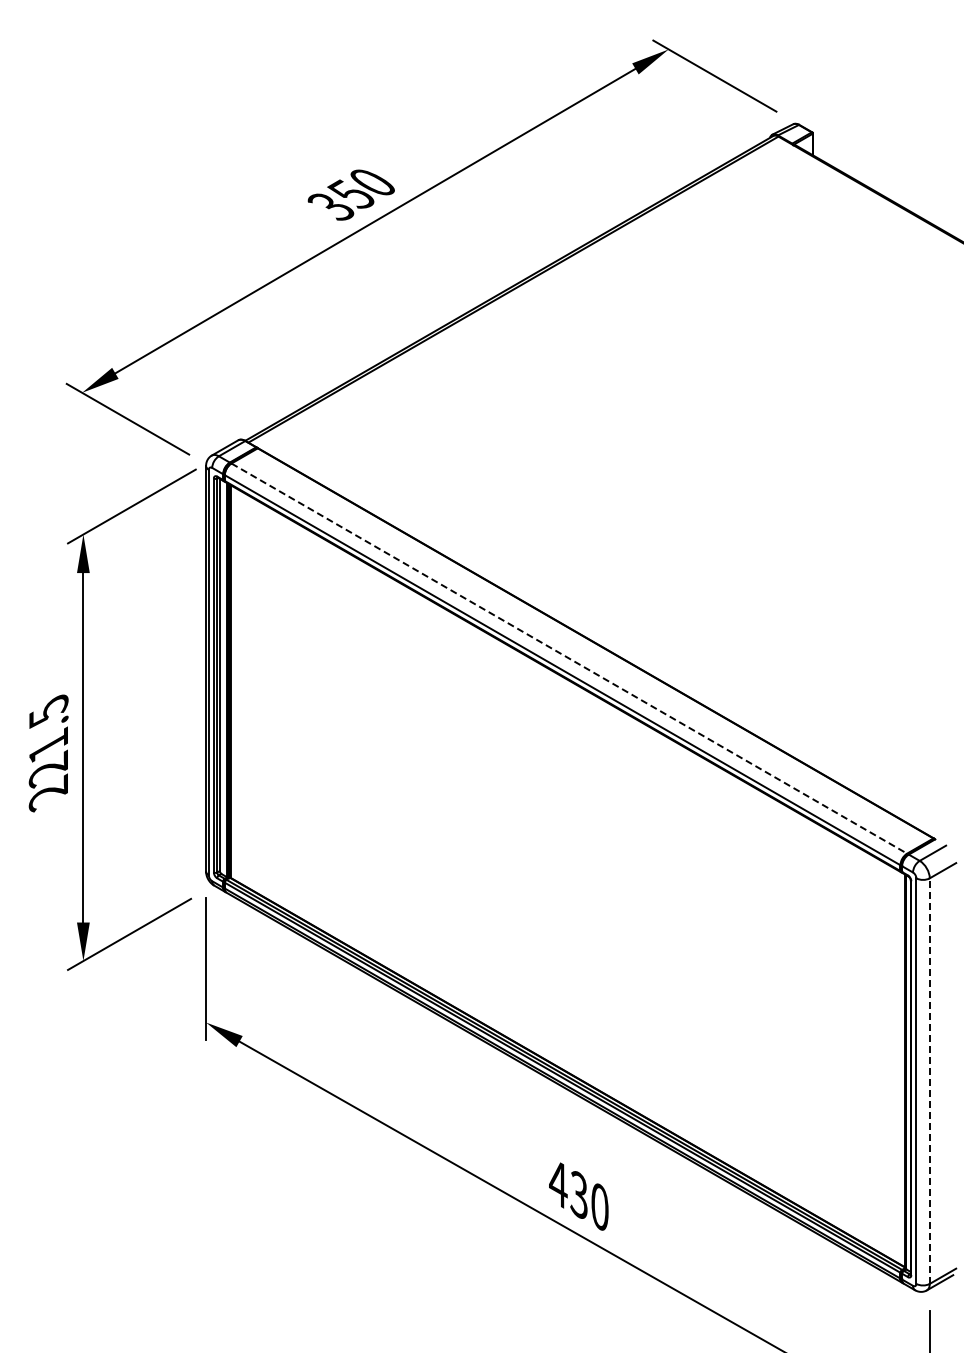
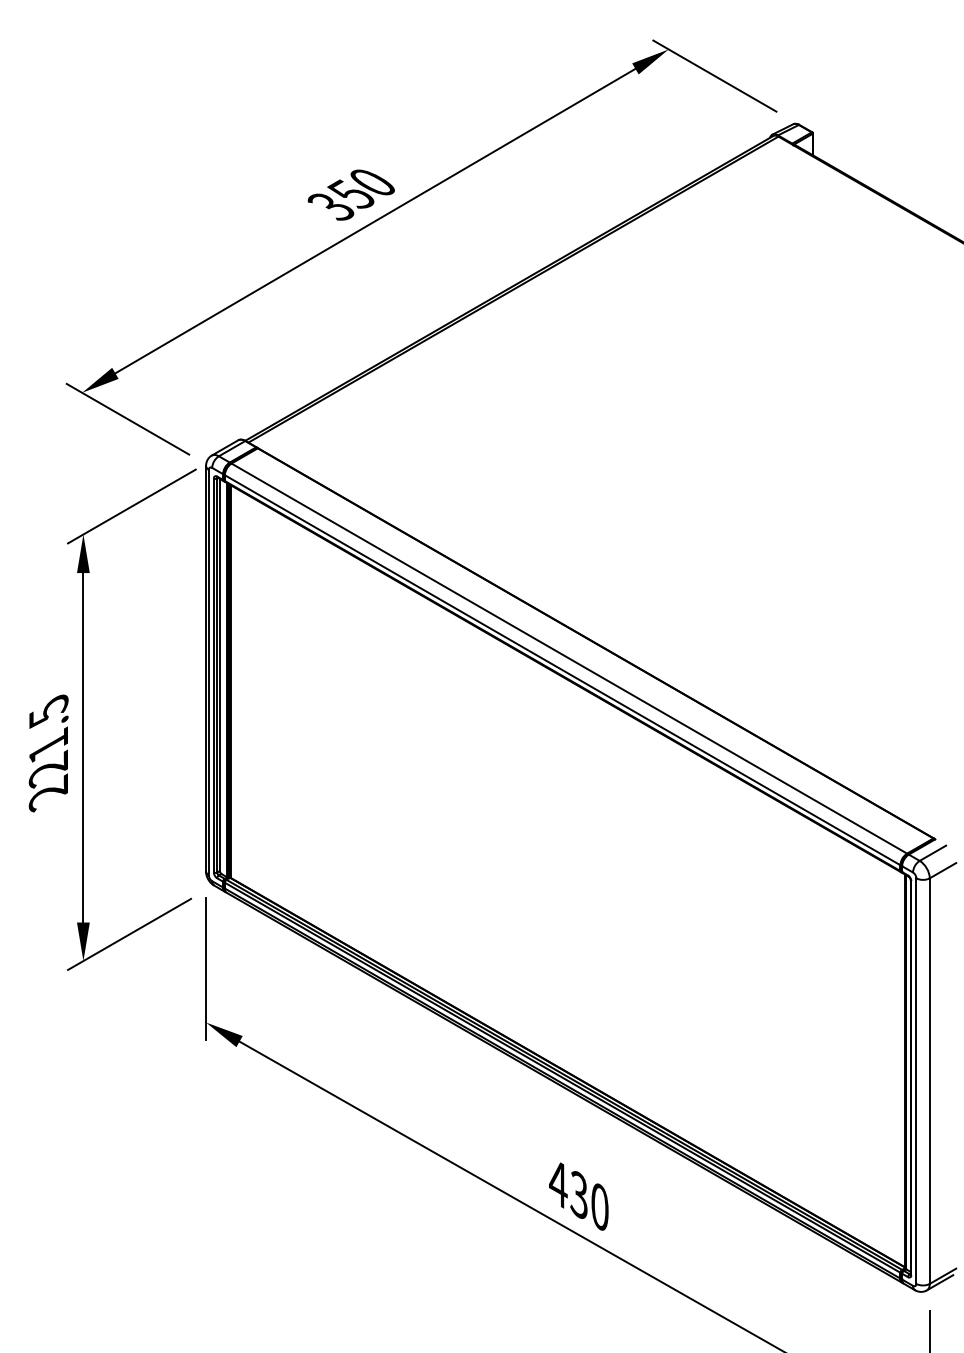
line: dashed -> solid (569, 658)
line: dashed -> solid (929, 1081)
